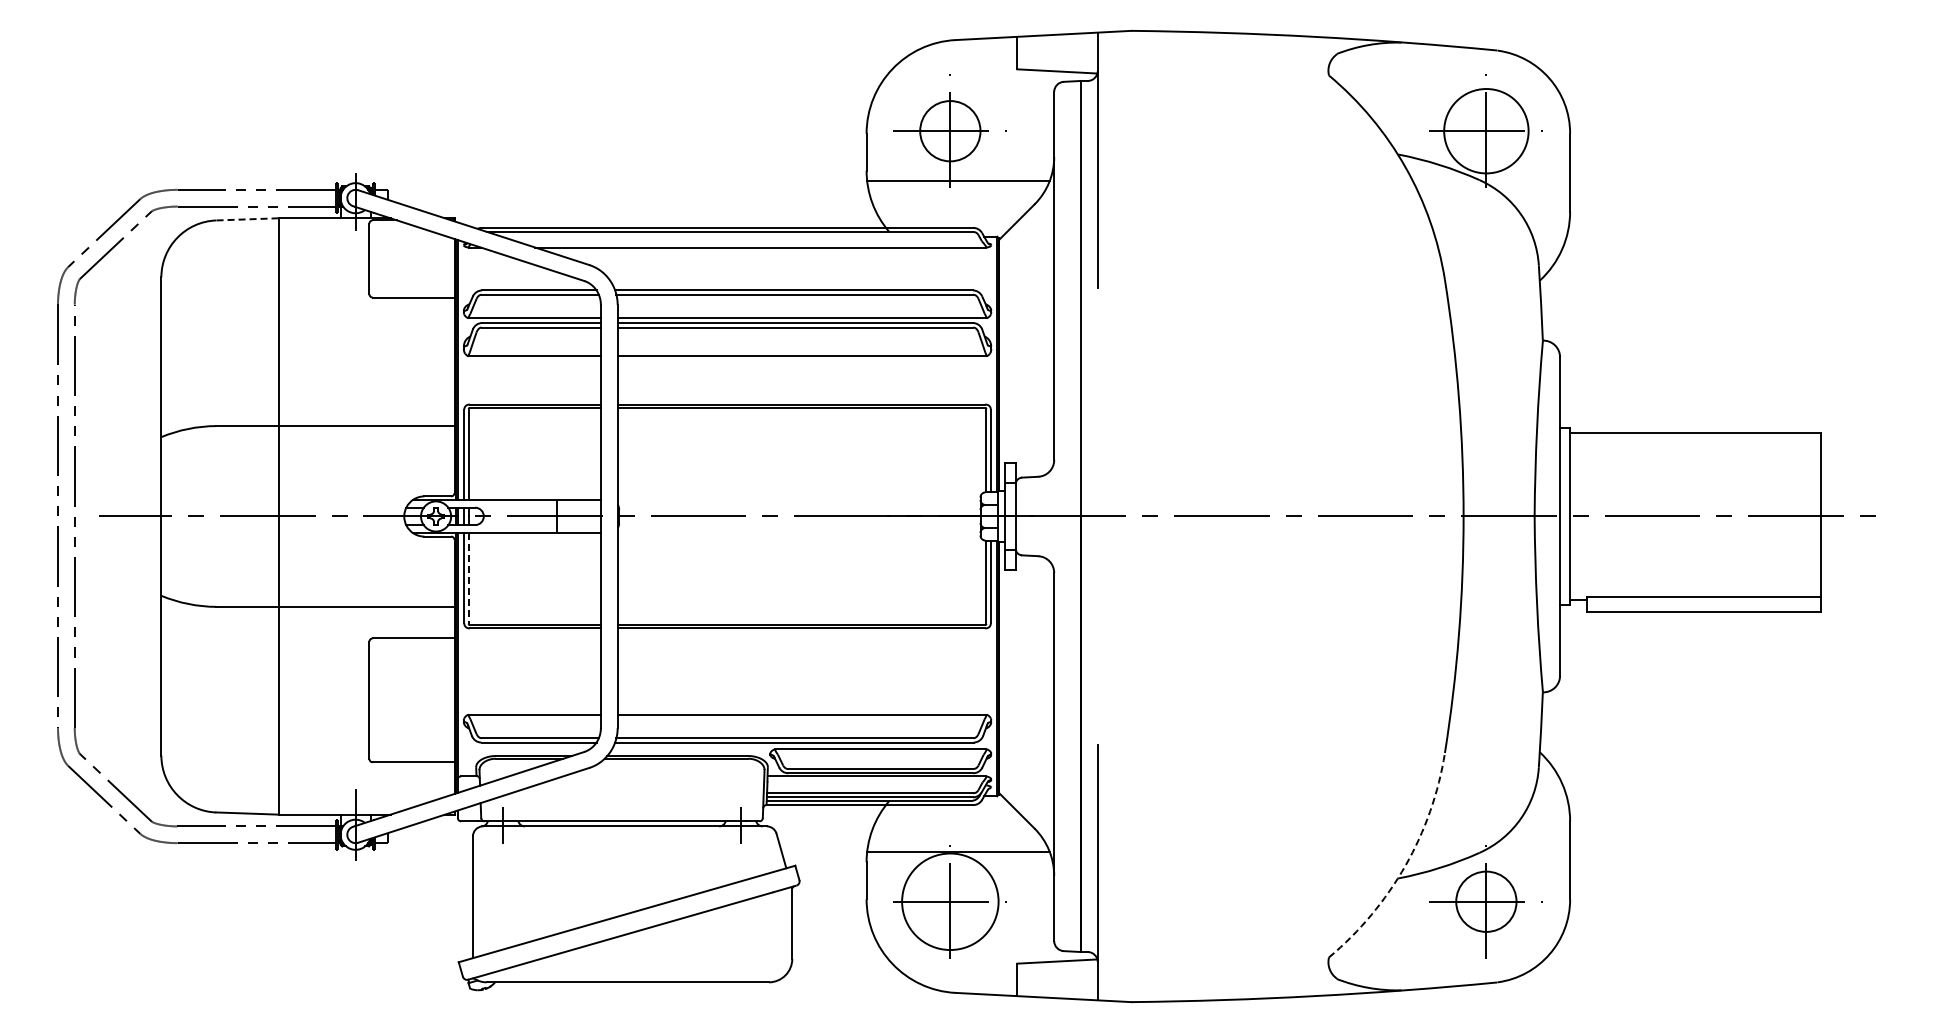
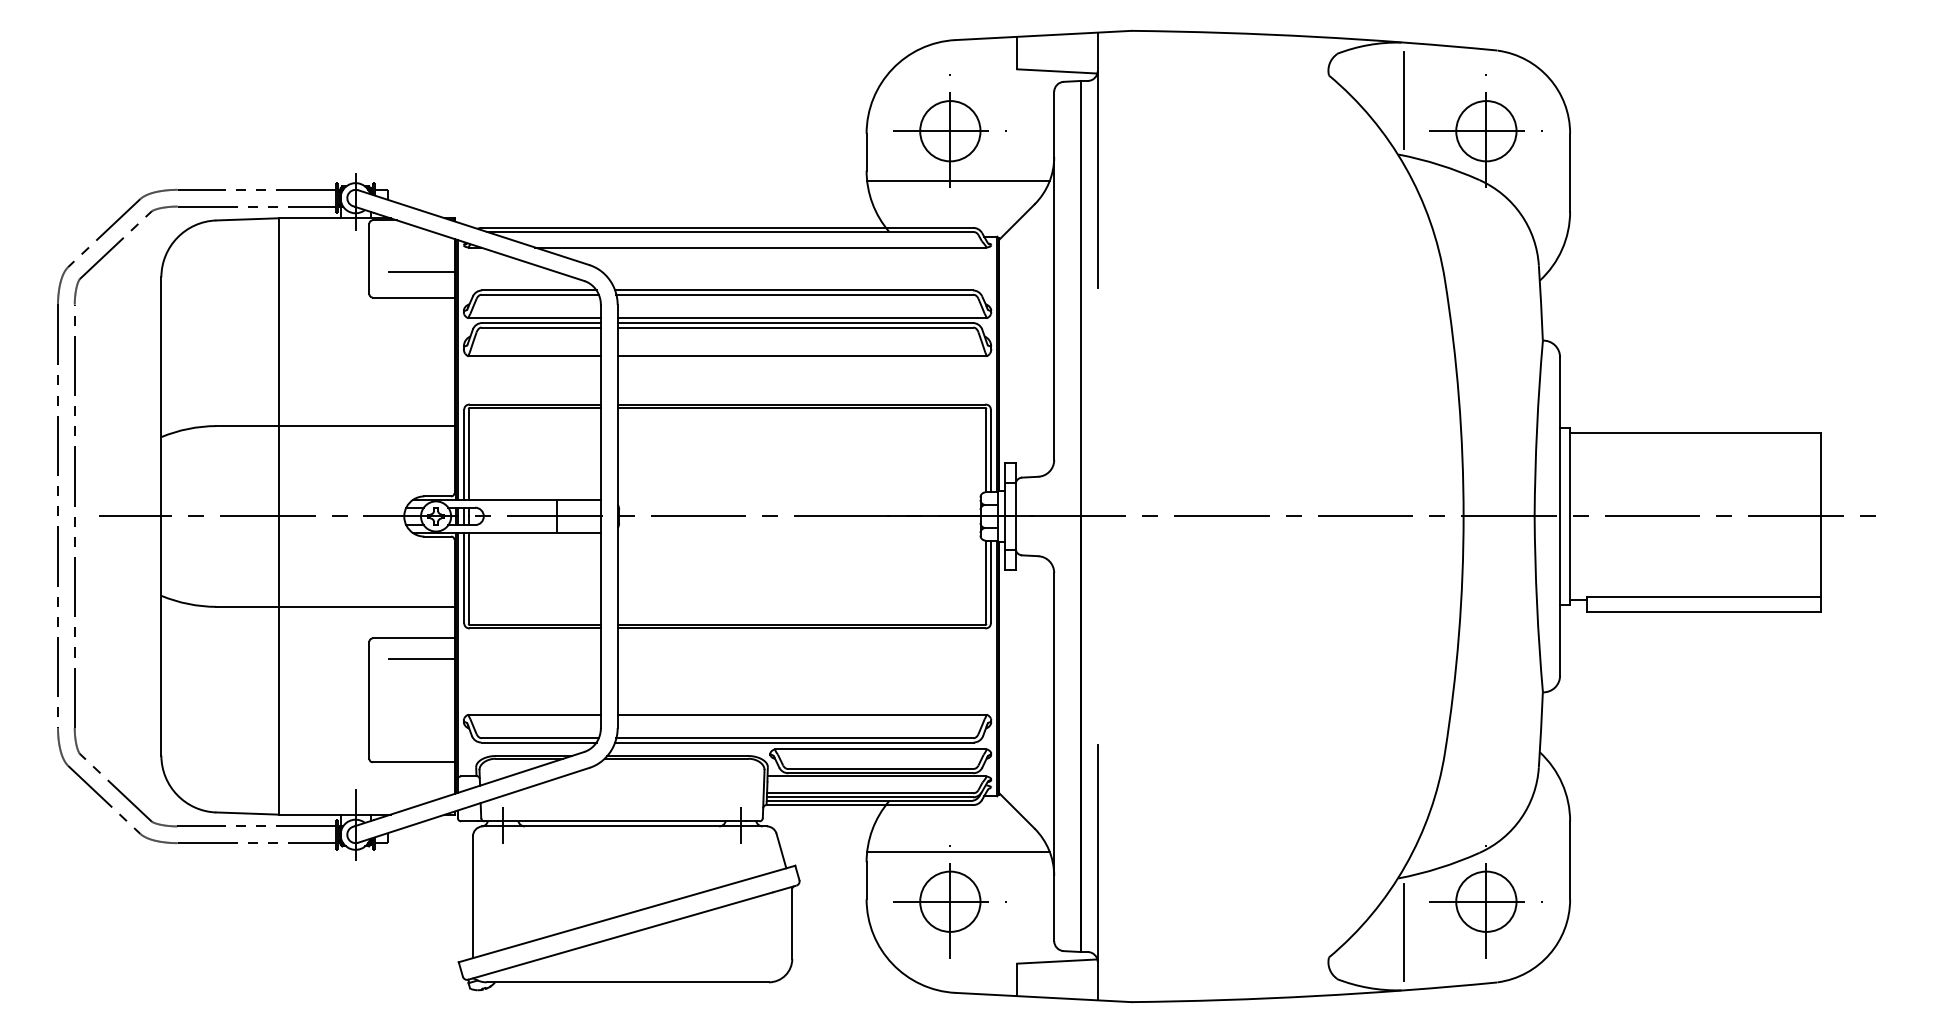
line: none -> present (1404, 100)
circle diameter: 84 px -> 60 px (1486, 131)
line: dashed -> solid (246, 219)
line: none -> present (421, 271)
line: dashed -> solid (468, 579)
line: none -> present (421, 658)
arc: dashed -> solid (1405, 865)
circle diameter: 96 px -> 60 px (950, 901)
line: none -> present (1404, 932)
